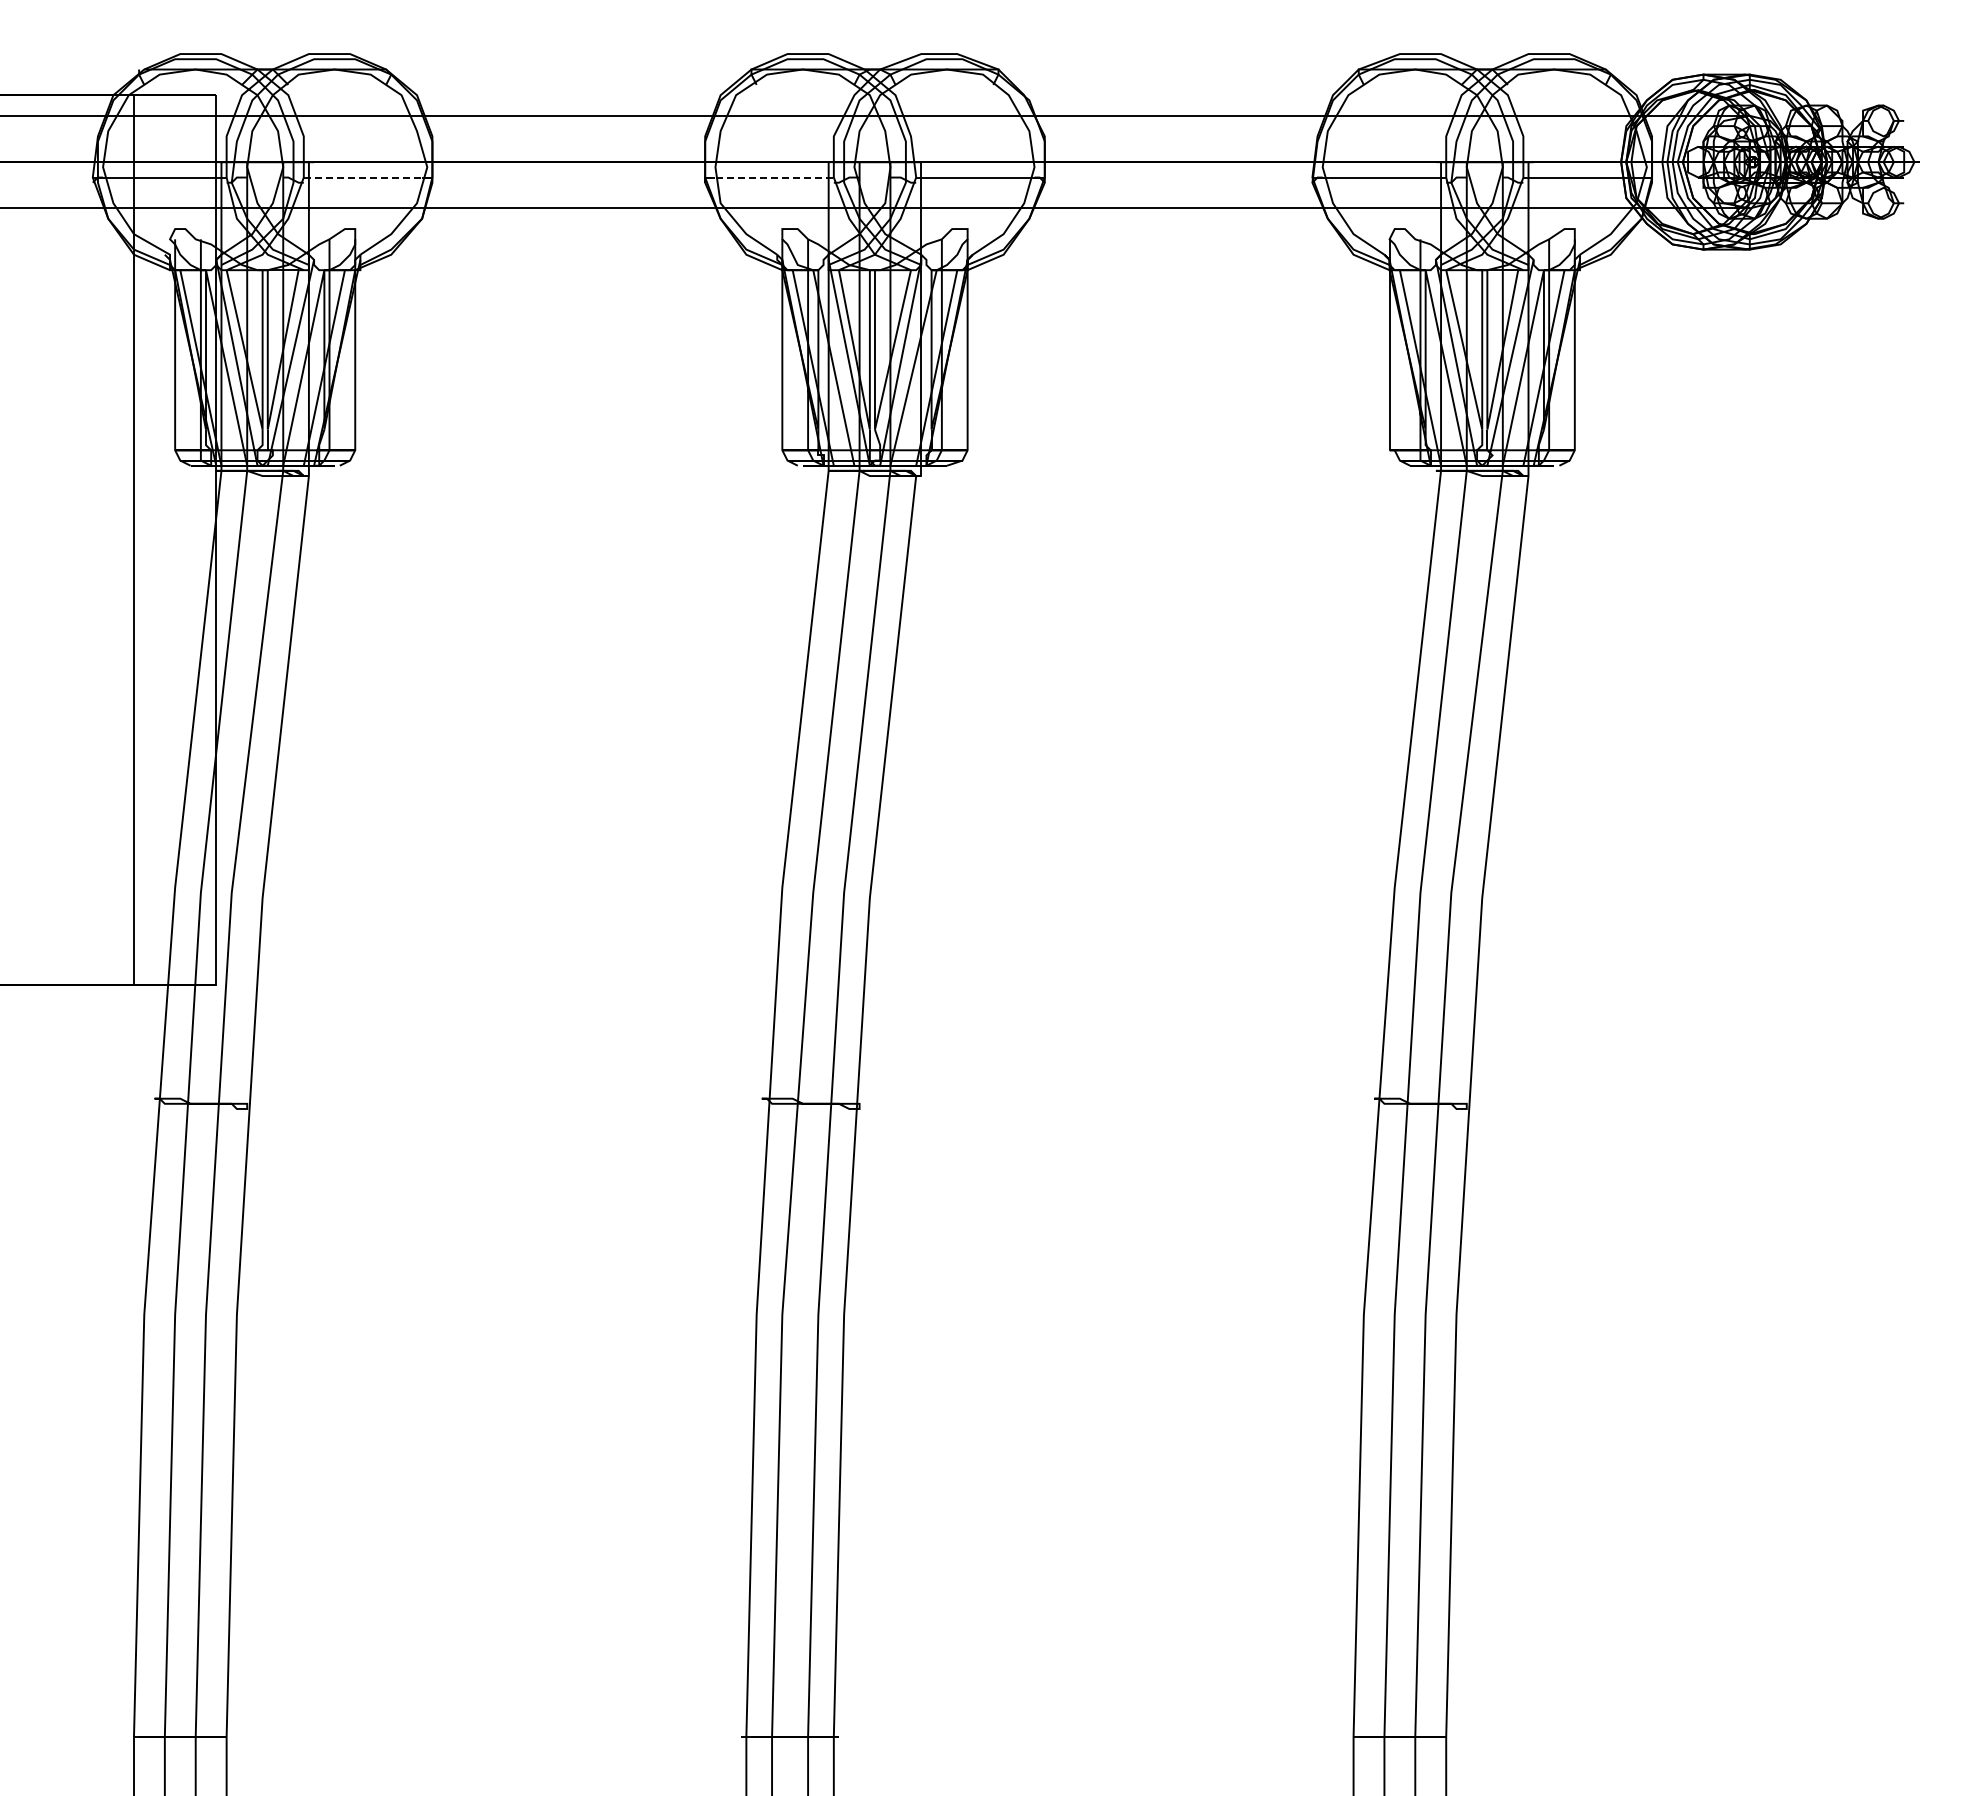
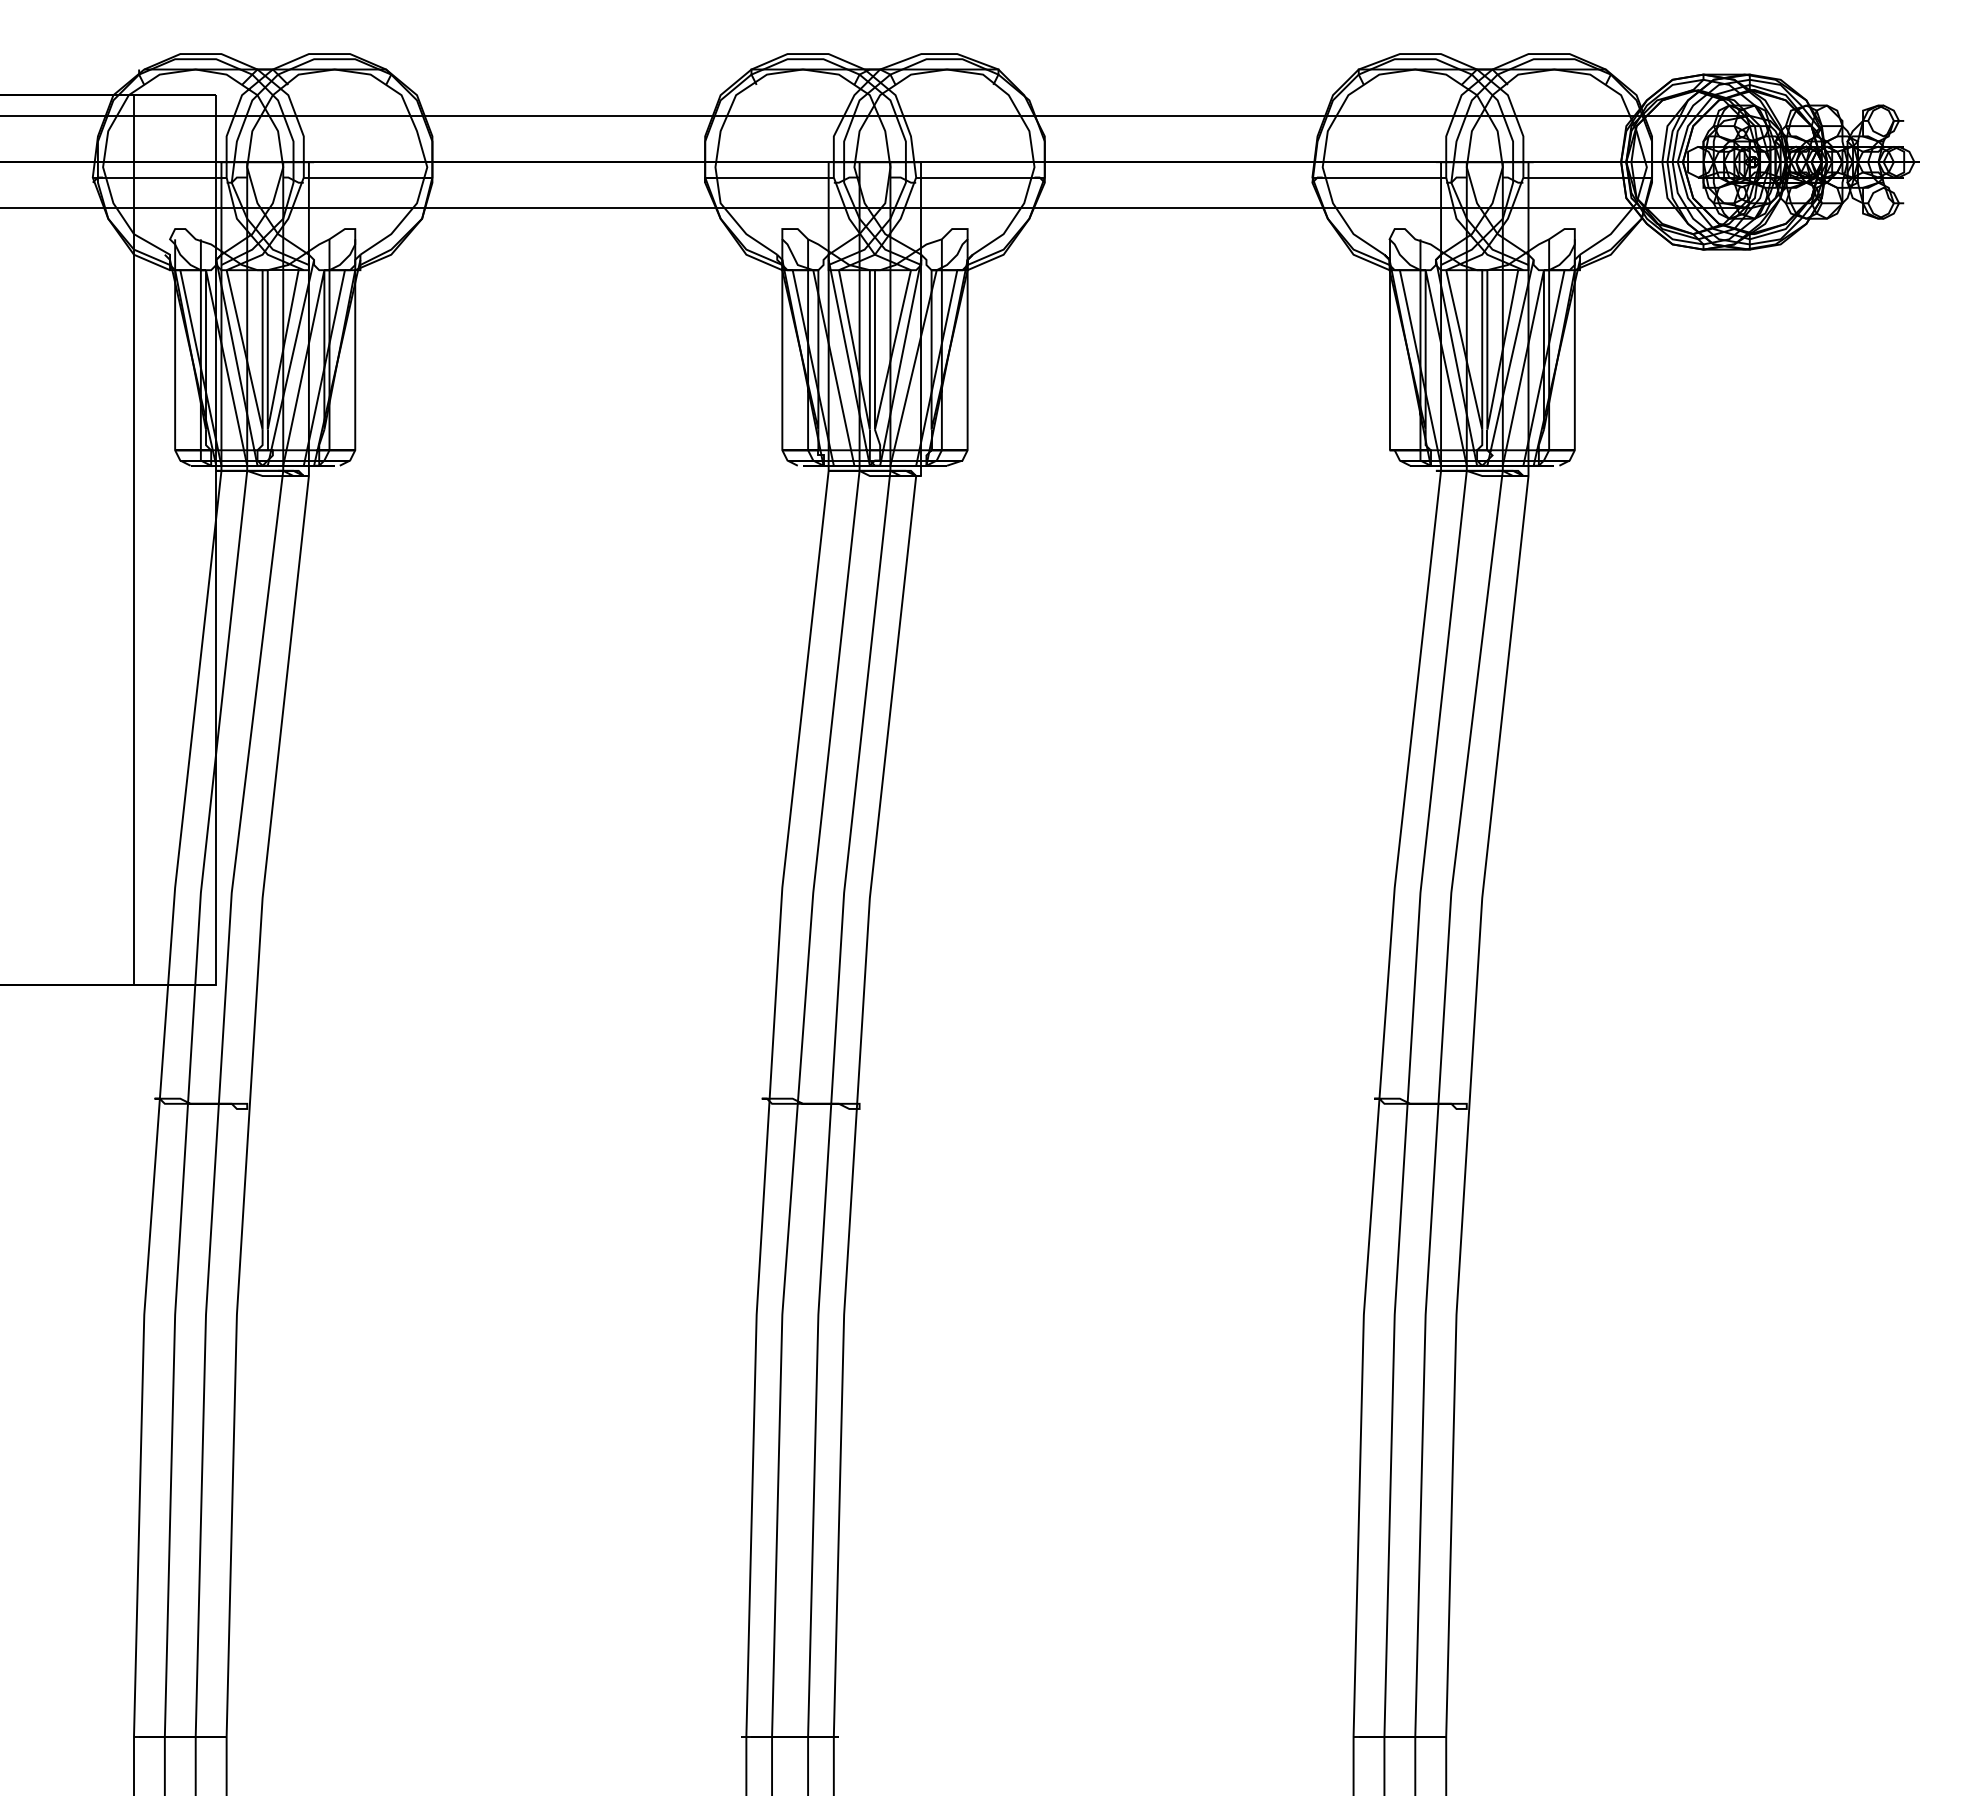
line: dashed -> solid (368, 177)
line: dashed -> solid (770, 177)
